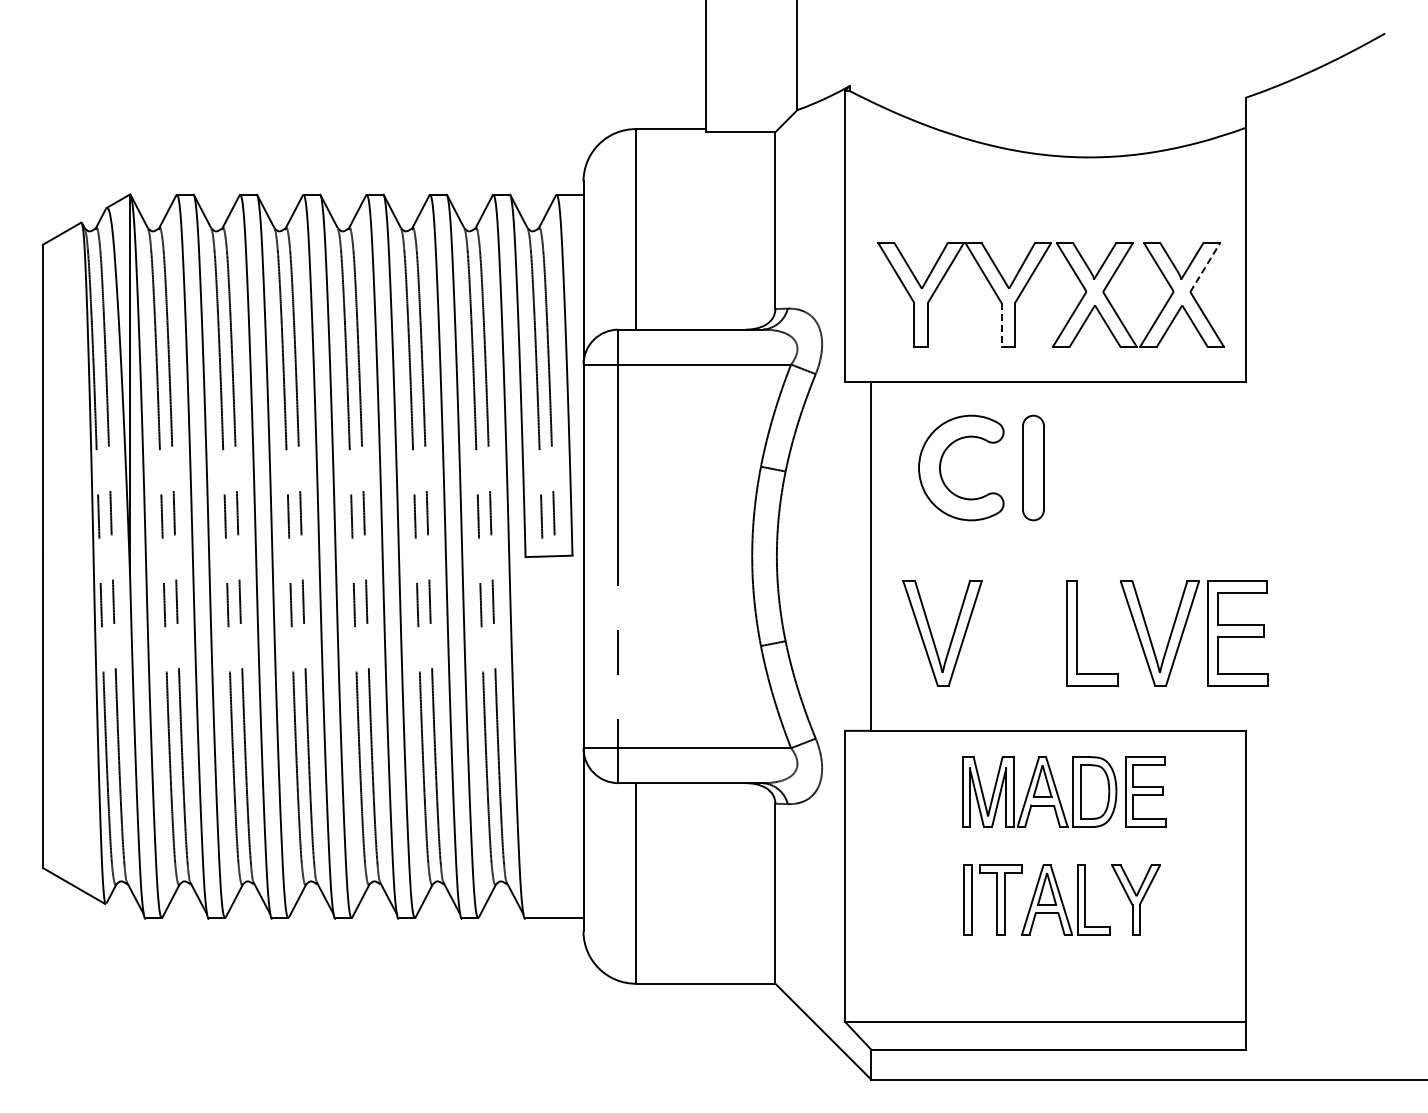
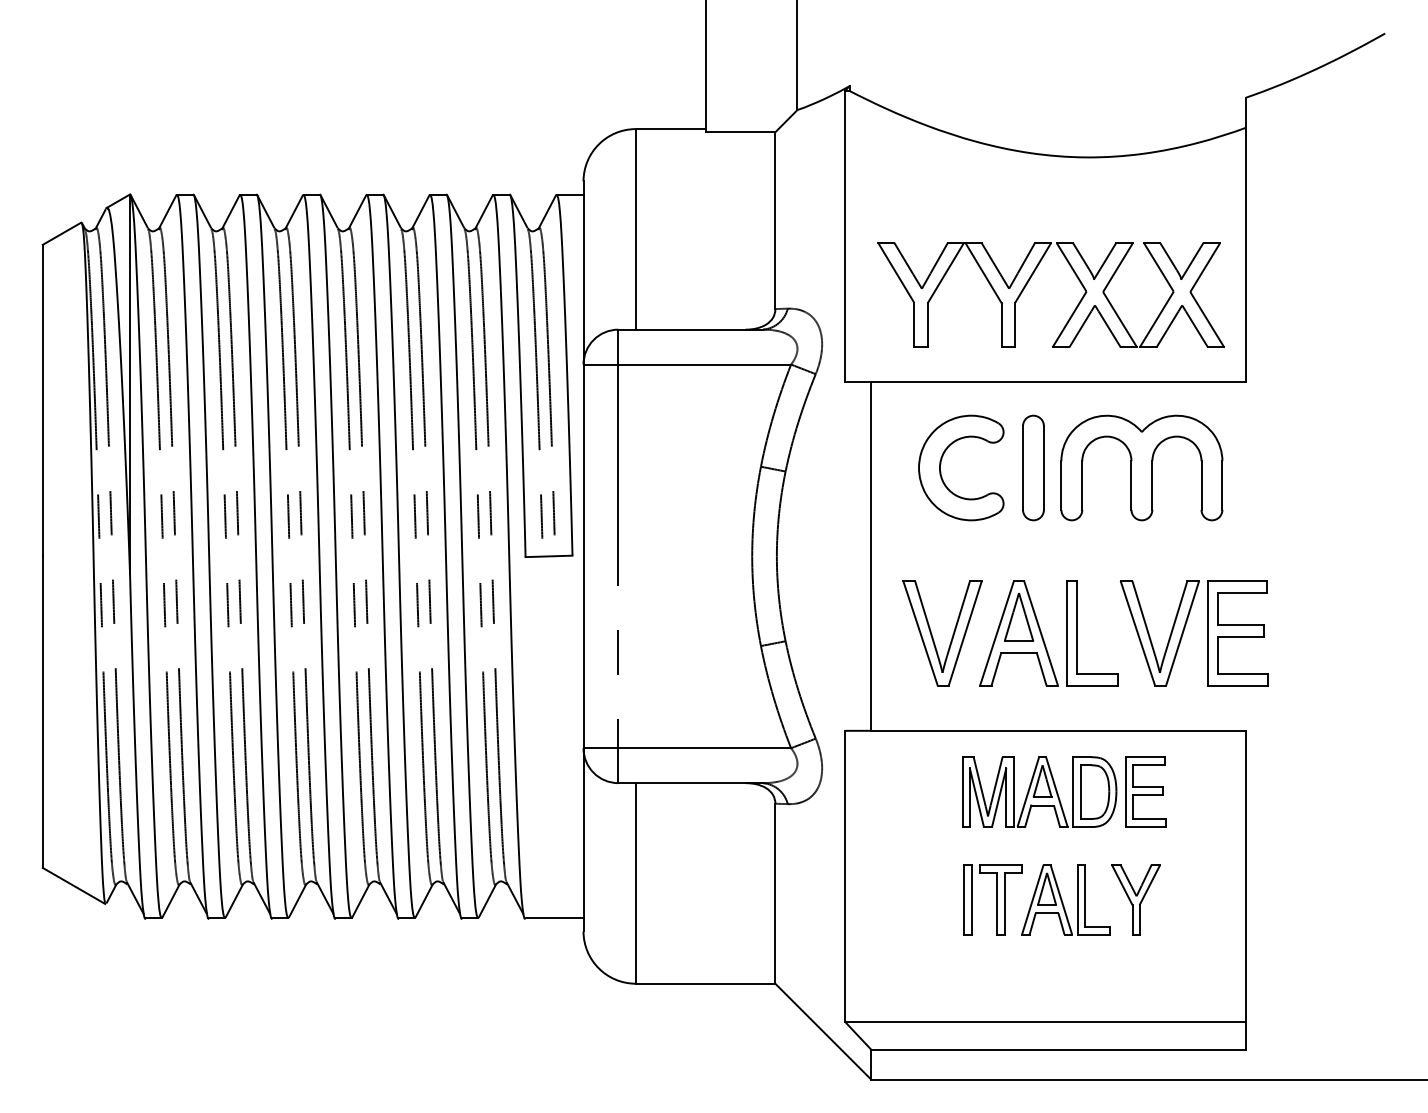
line: dashed -> solid (1205, 266)
line: dashed -> solid (1001, 325)
part: none -> present (1141, 467)
part: none -> present (1018, 633)
